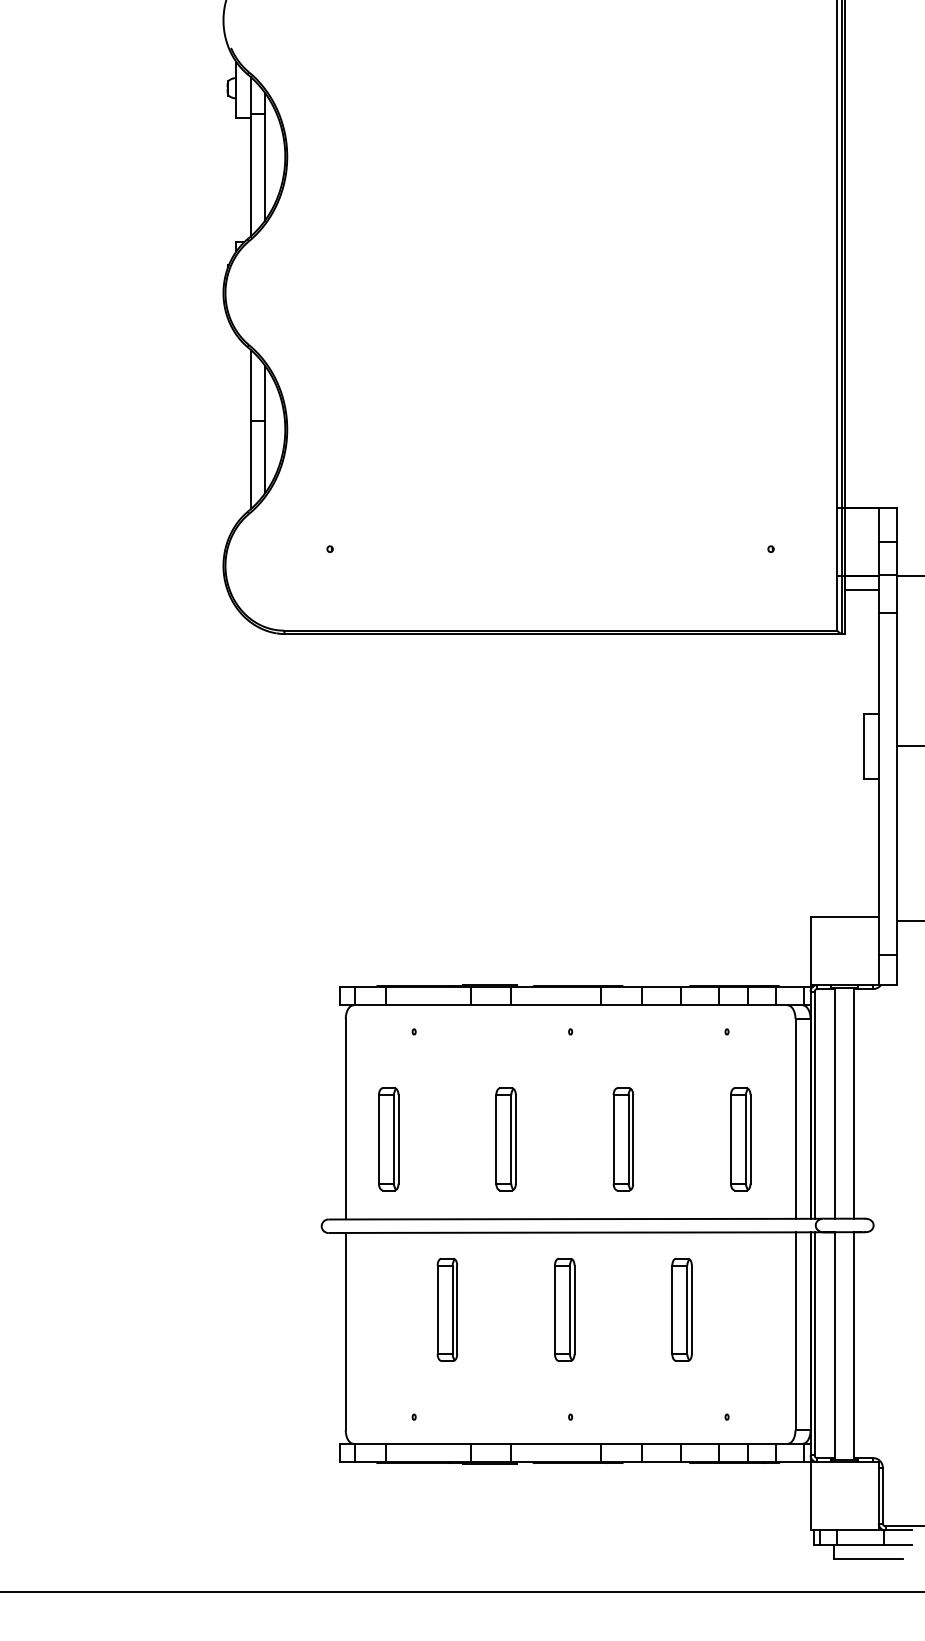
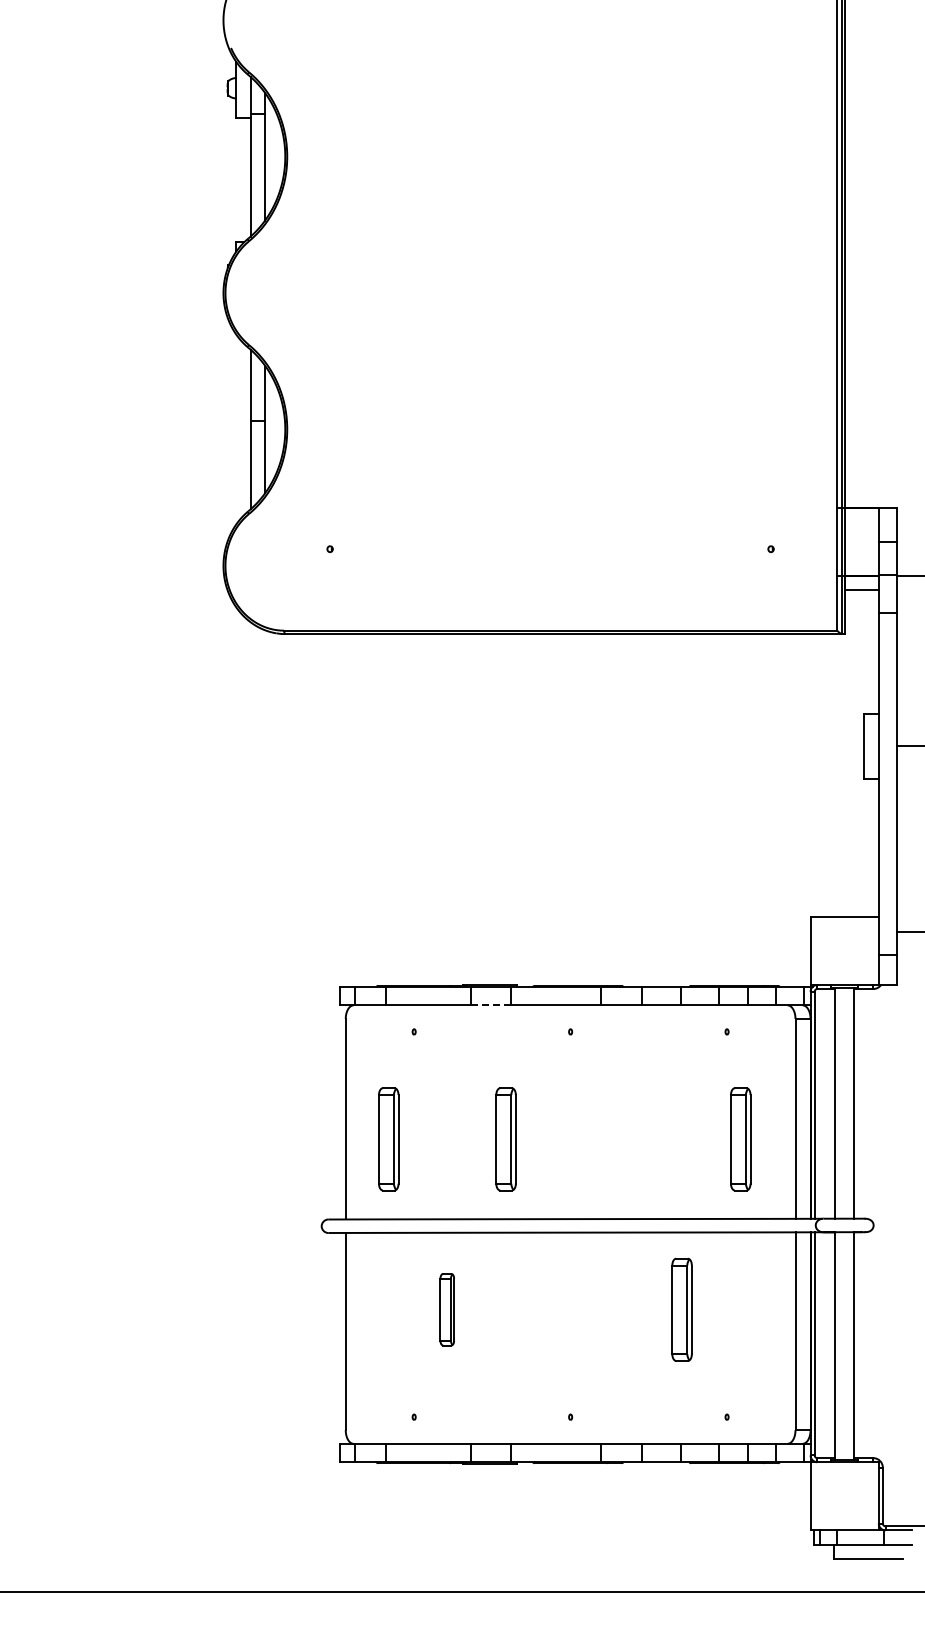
line position: (909, 920) -> (909, 931) (909, 931)
line: solid -> dashed (491, 1005)
part: present -> none (623, 1139)
part size: 22x105 px -> 16x74 px (446, 1309)
part: present -> none (564, 1309)
